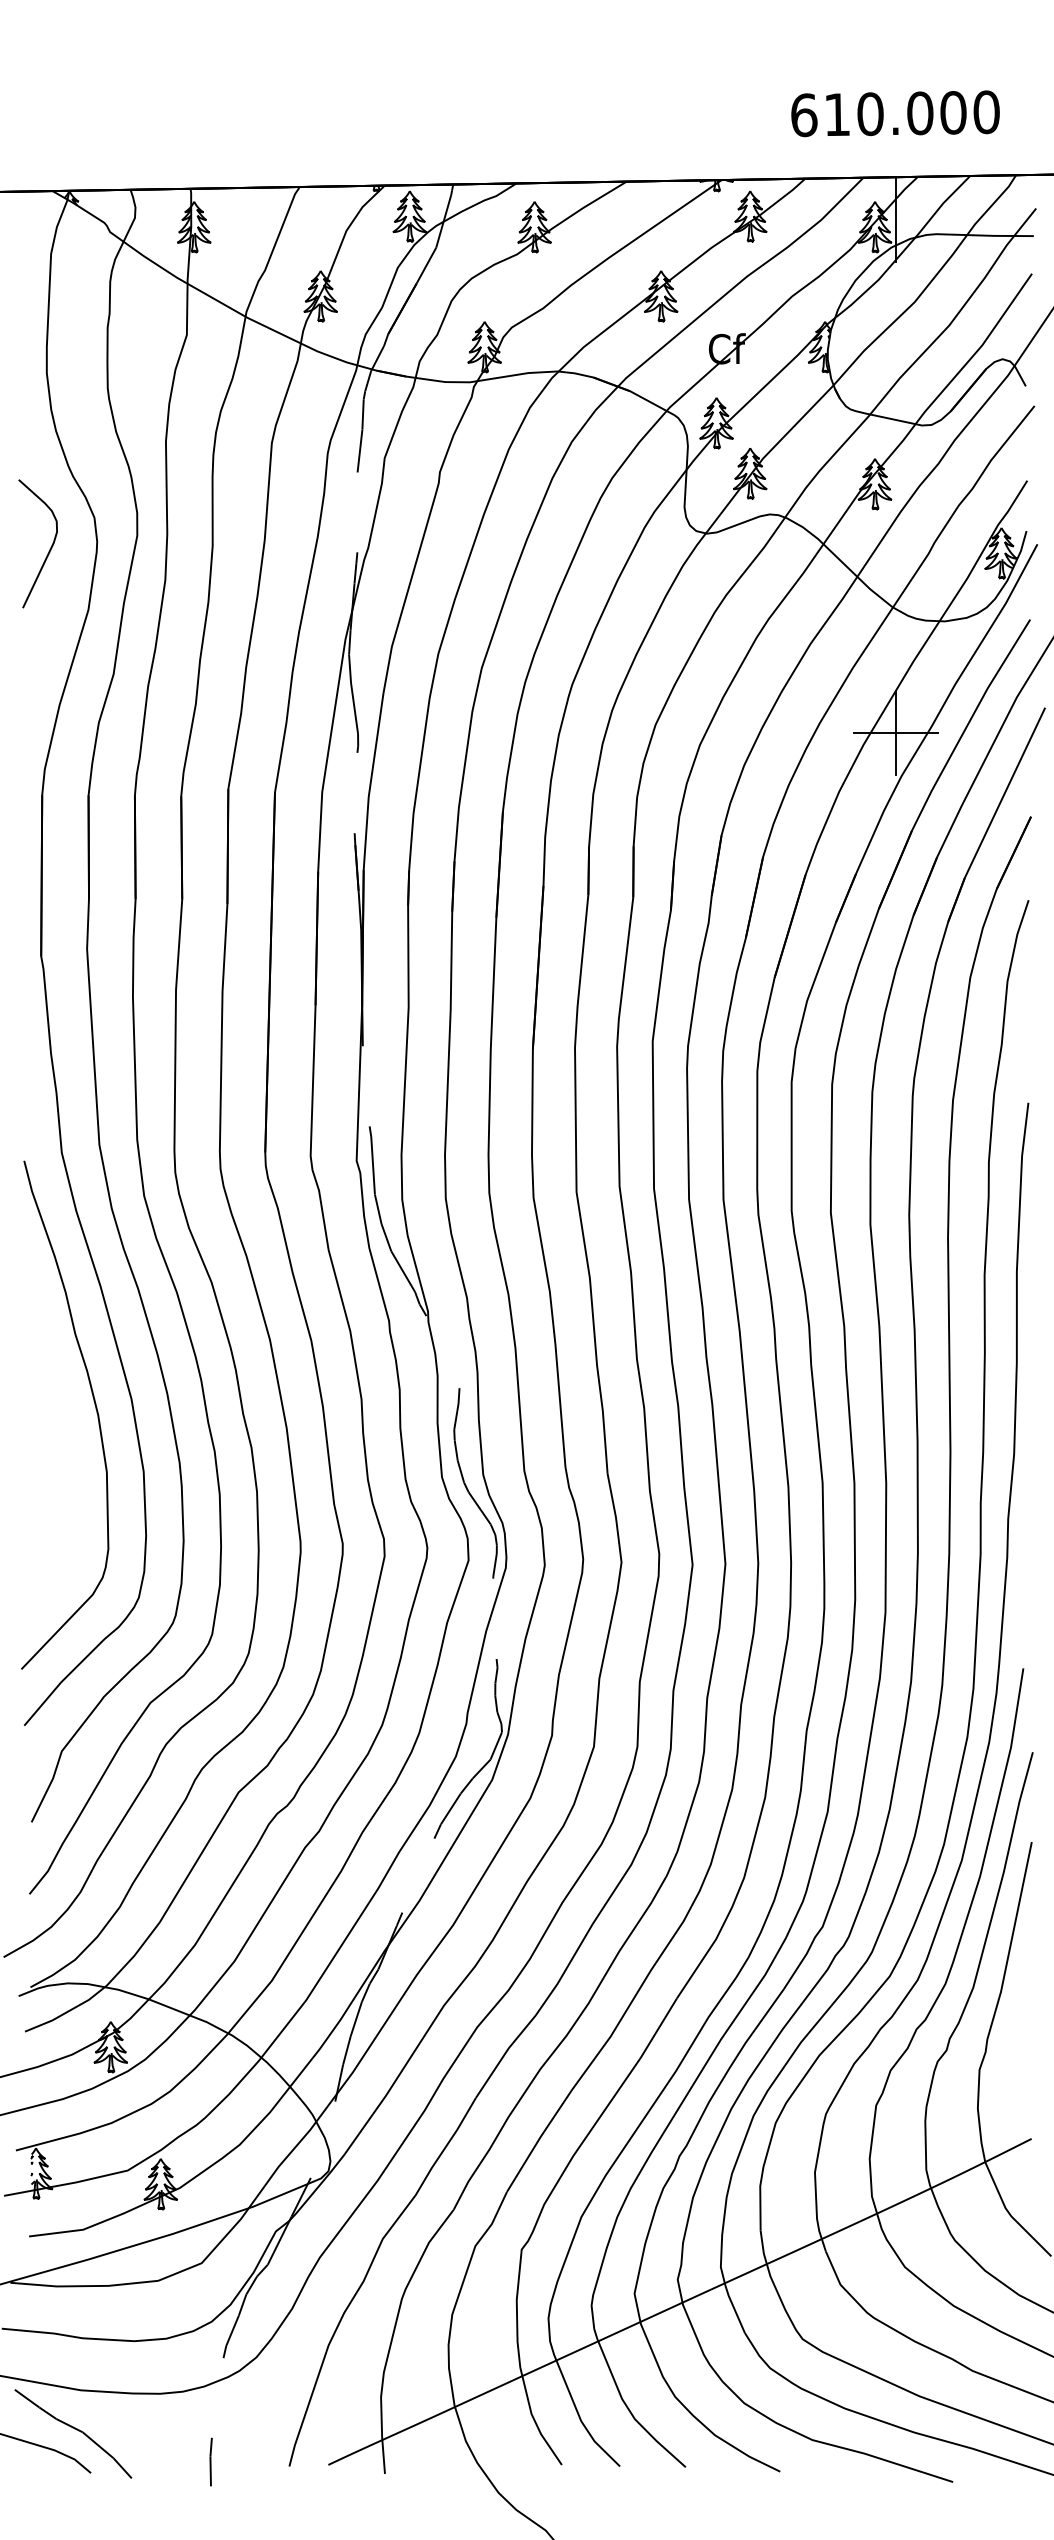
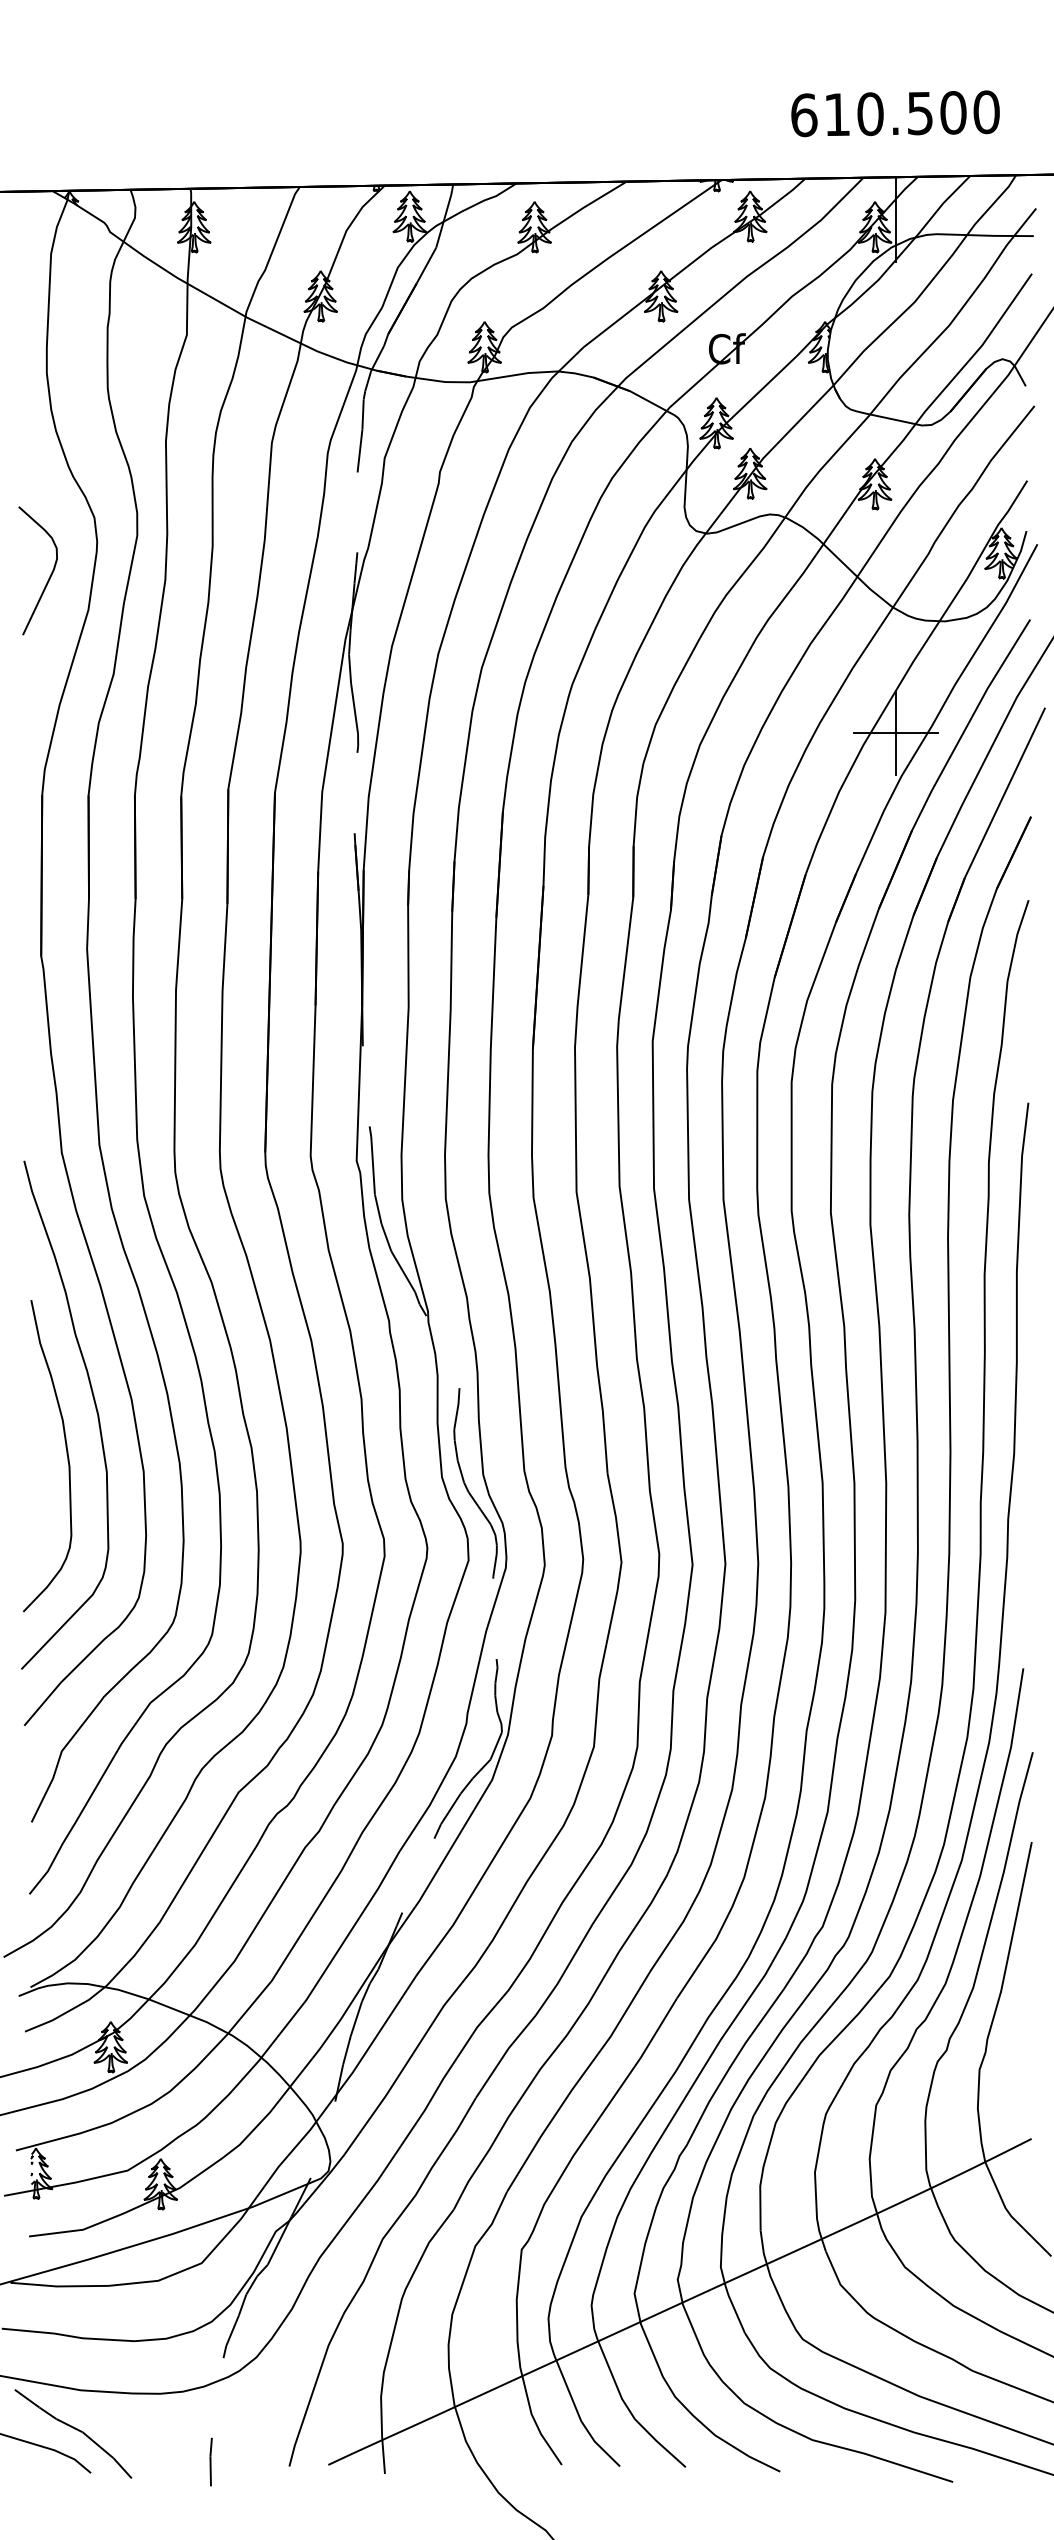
text: 610.000 -> 610.500 (920, 113)
curve position: (49, 549) -> (49, 576) (49, 576)
curve: none -> present (66, 1454)
